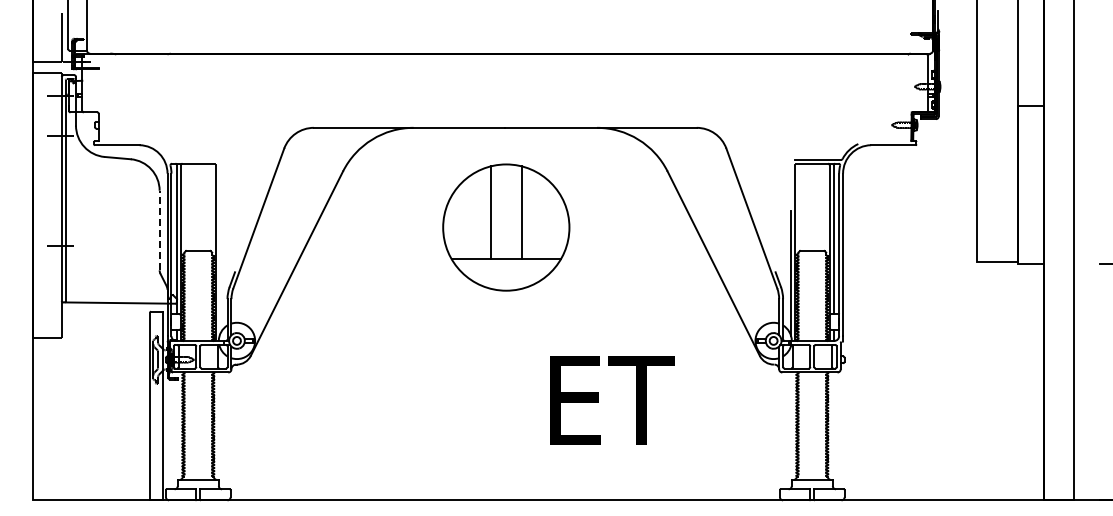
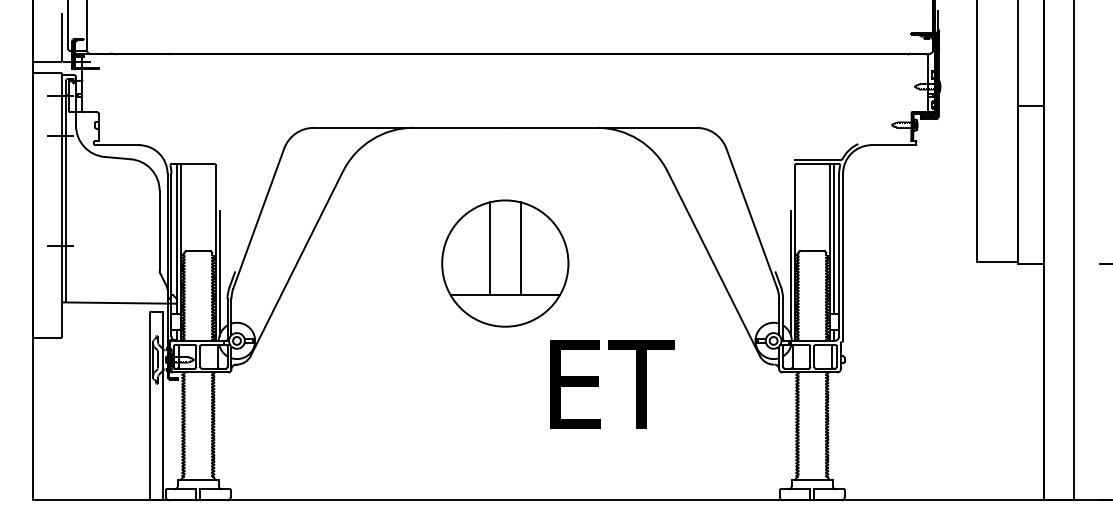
part position: (506, 227) -> (505, 263) (505, 263)
line: dashed -> solid (159, 230)
line: none -> present (219, 273)
text position: (612, 400) -> (612, 384) (612, 384)
